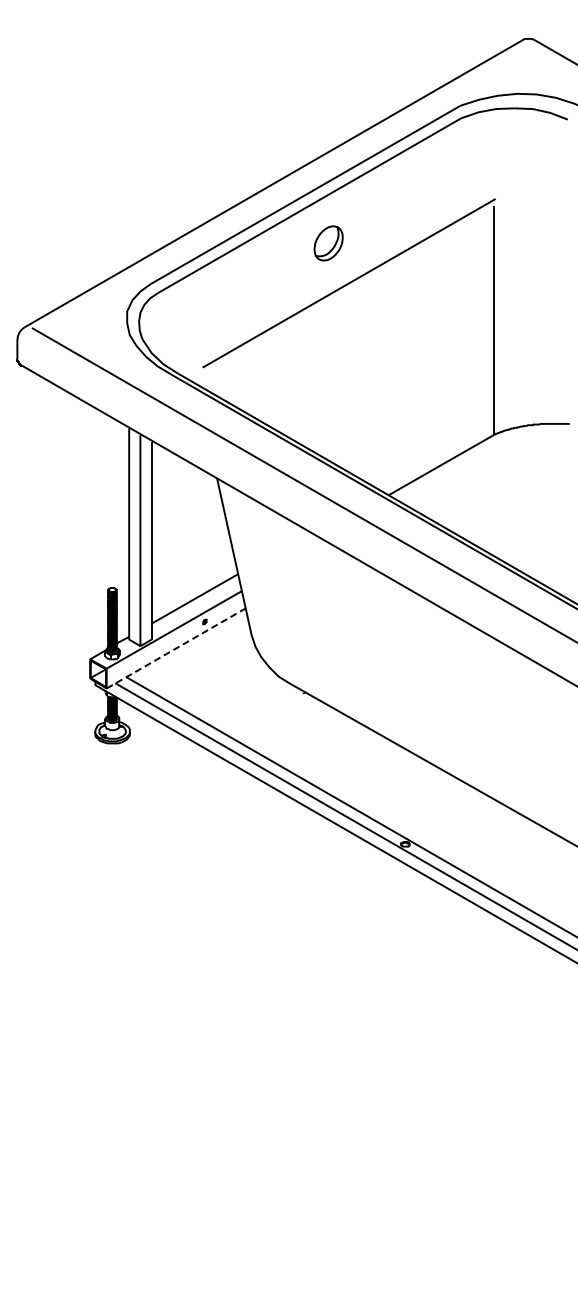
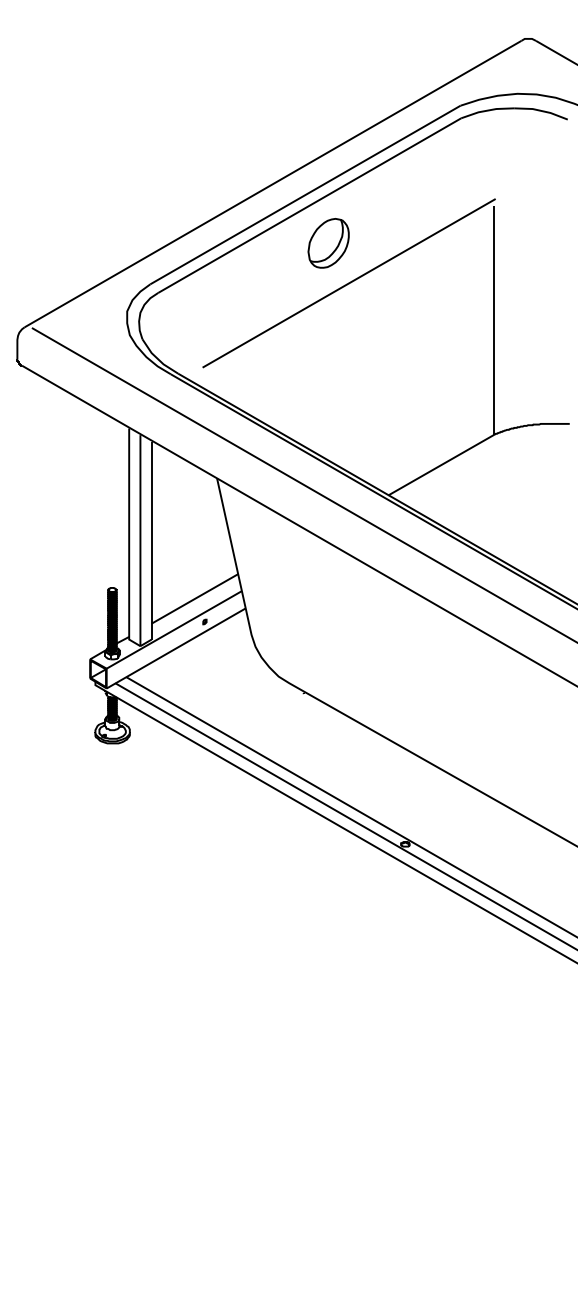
part size: 31x37 px -> 43x51 px (328, 243)
line: dashed -> solid (176, 648)
